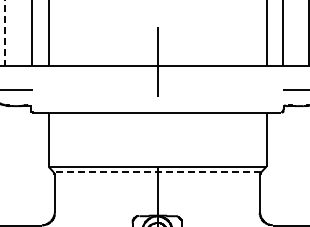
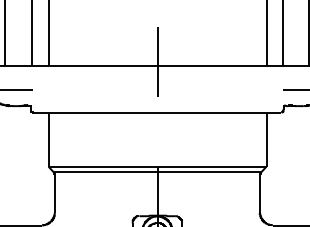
line: dashed -> solid (5, 33)
line: dashed -> solid (157, 172)
